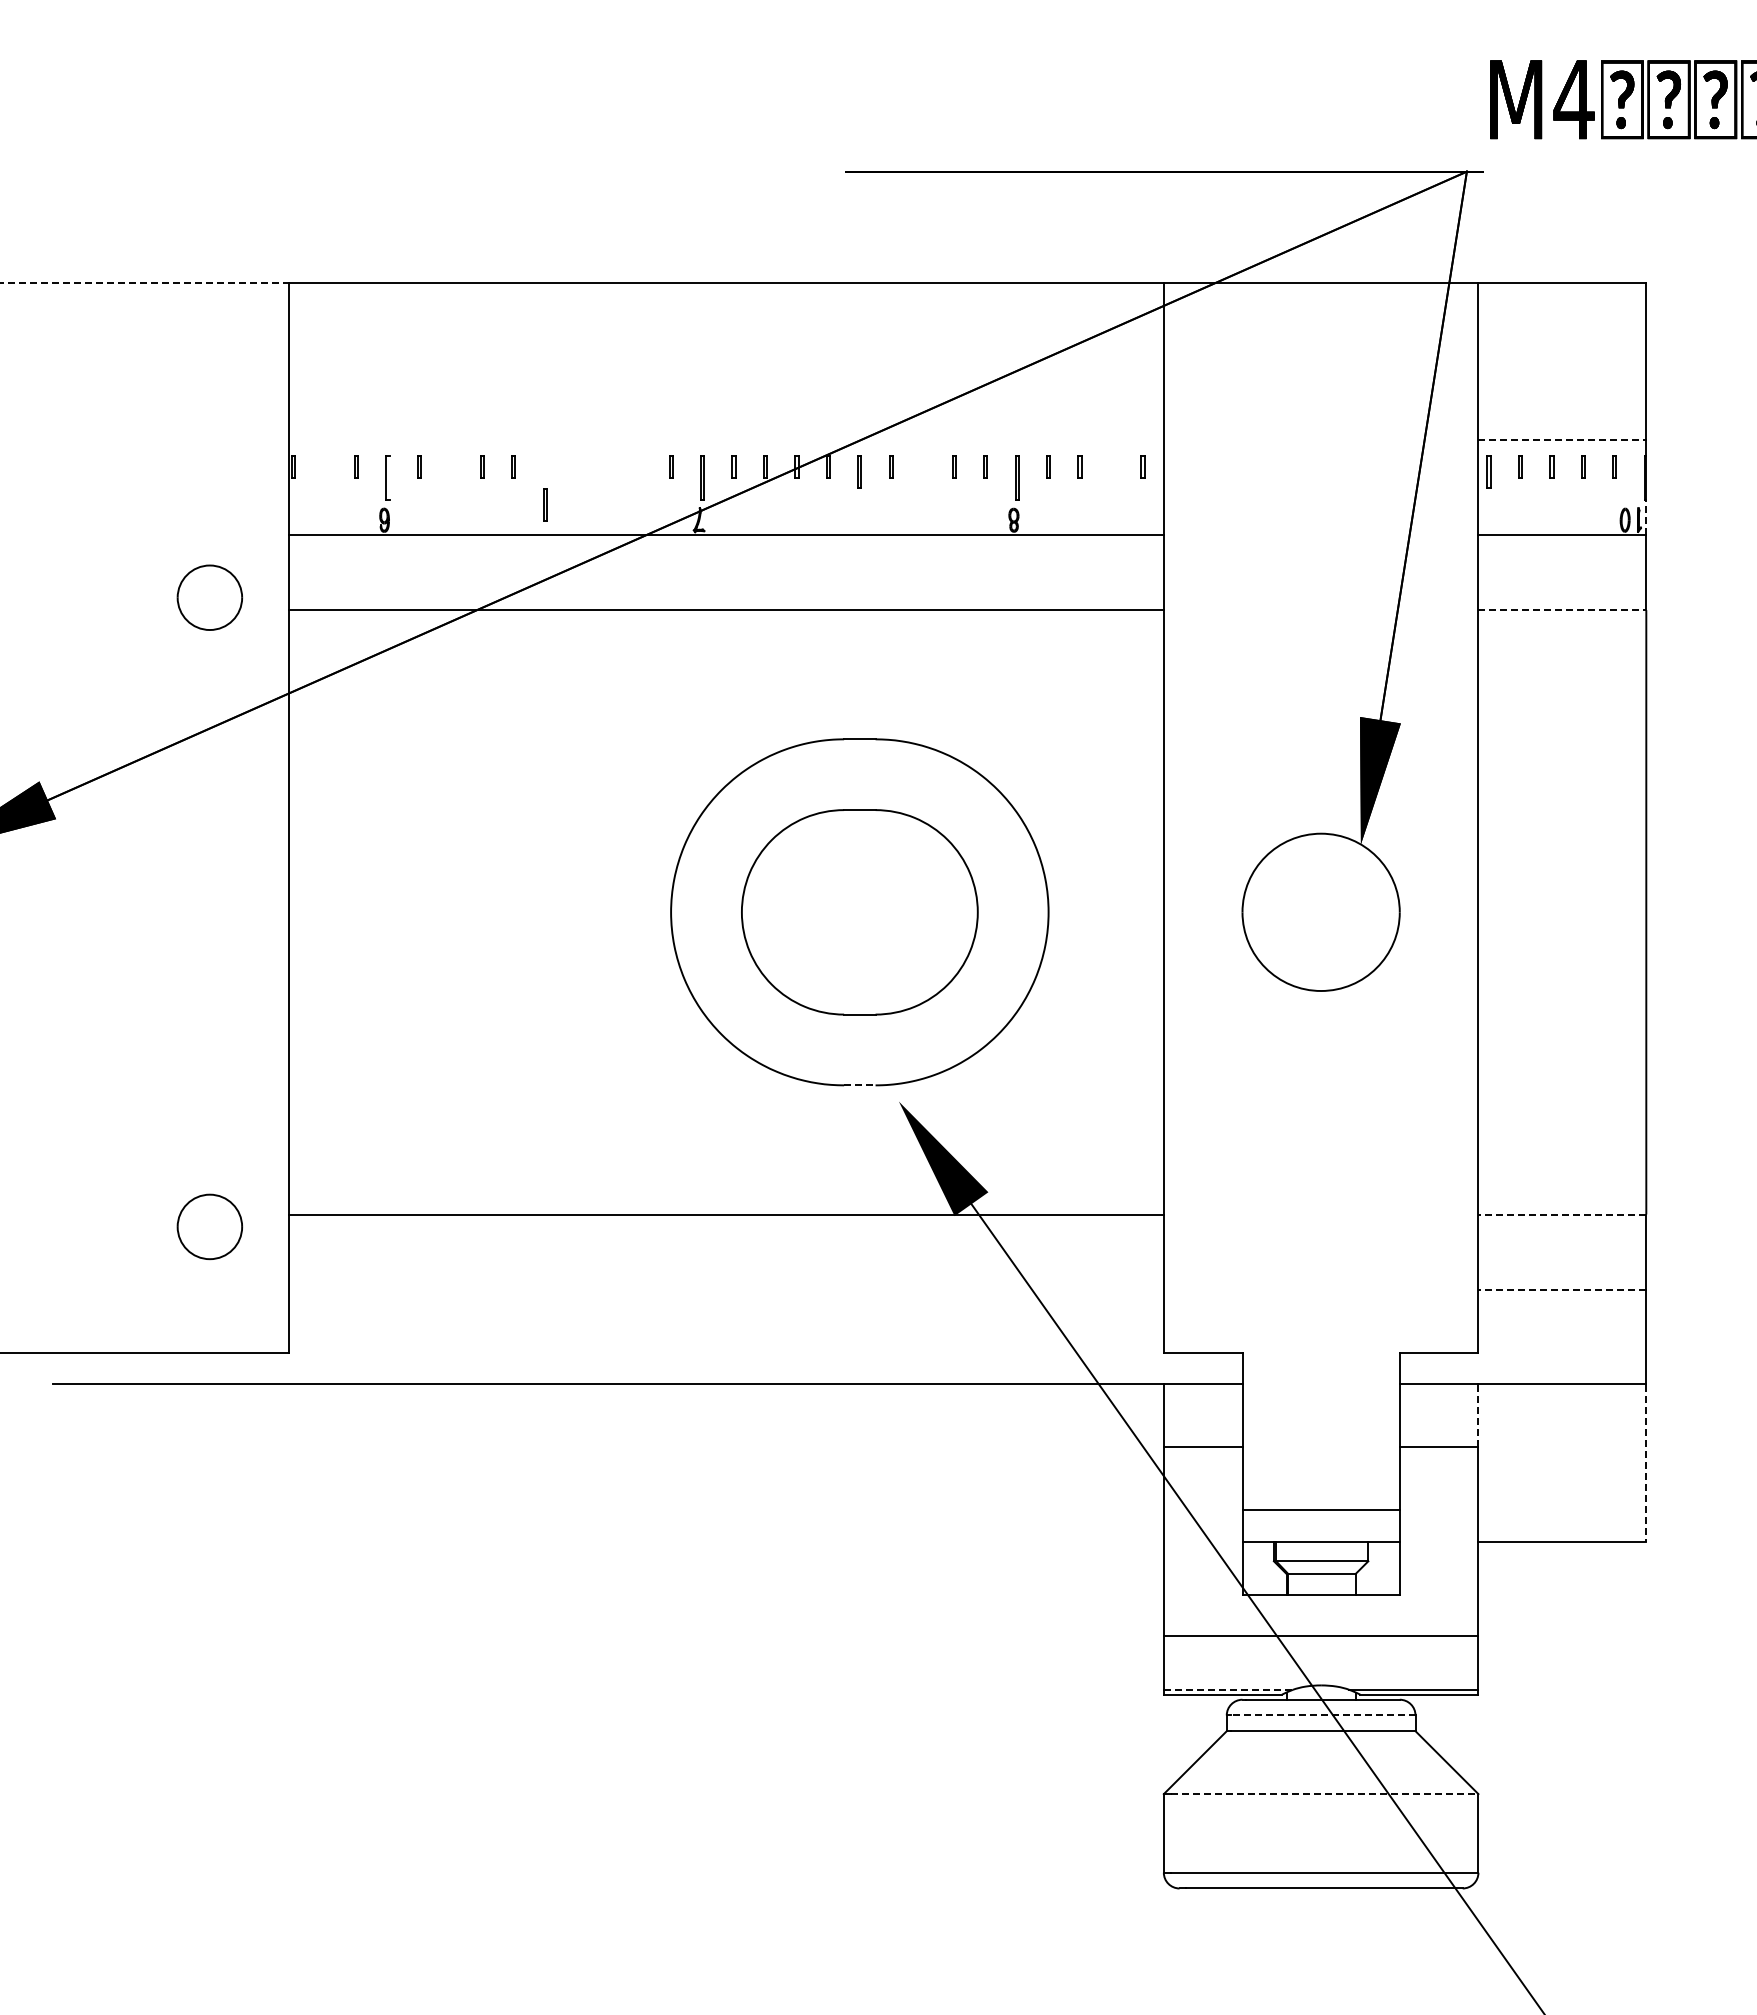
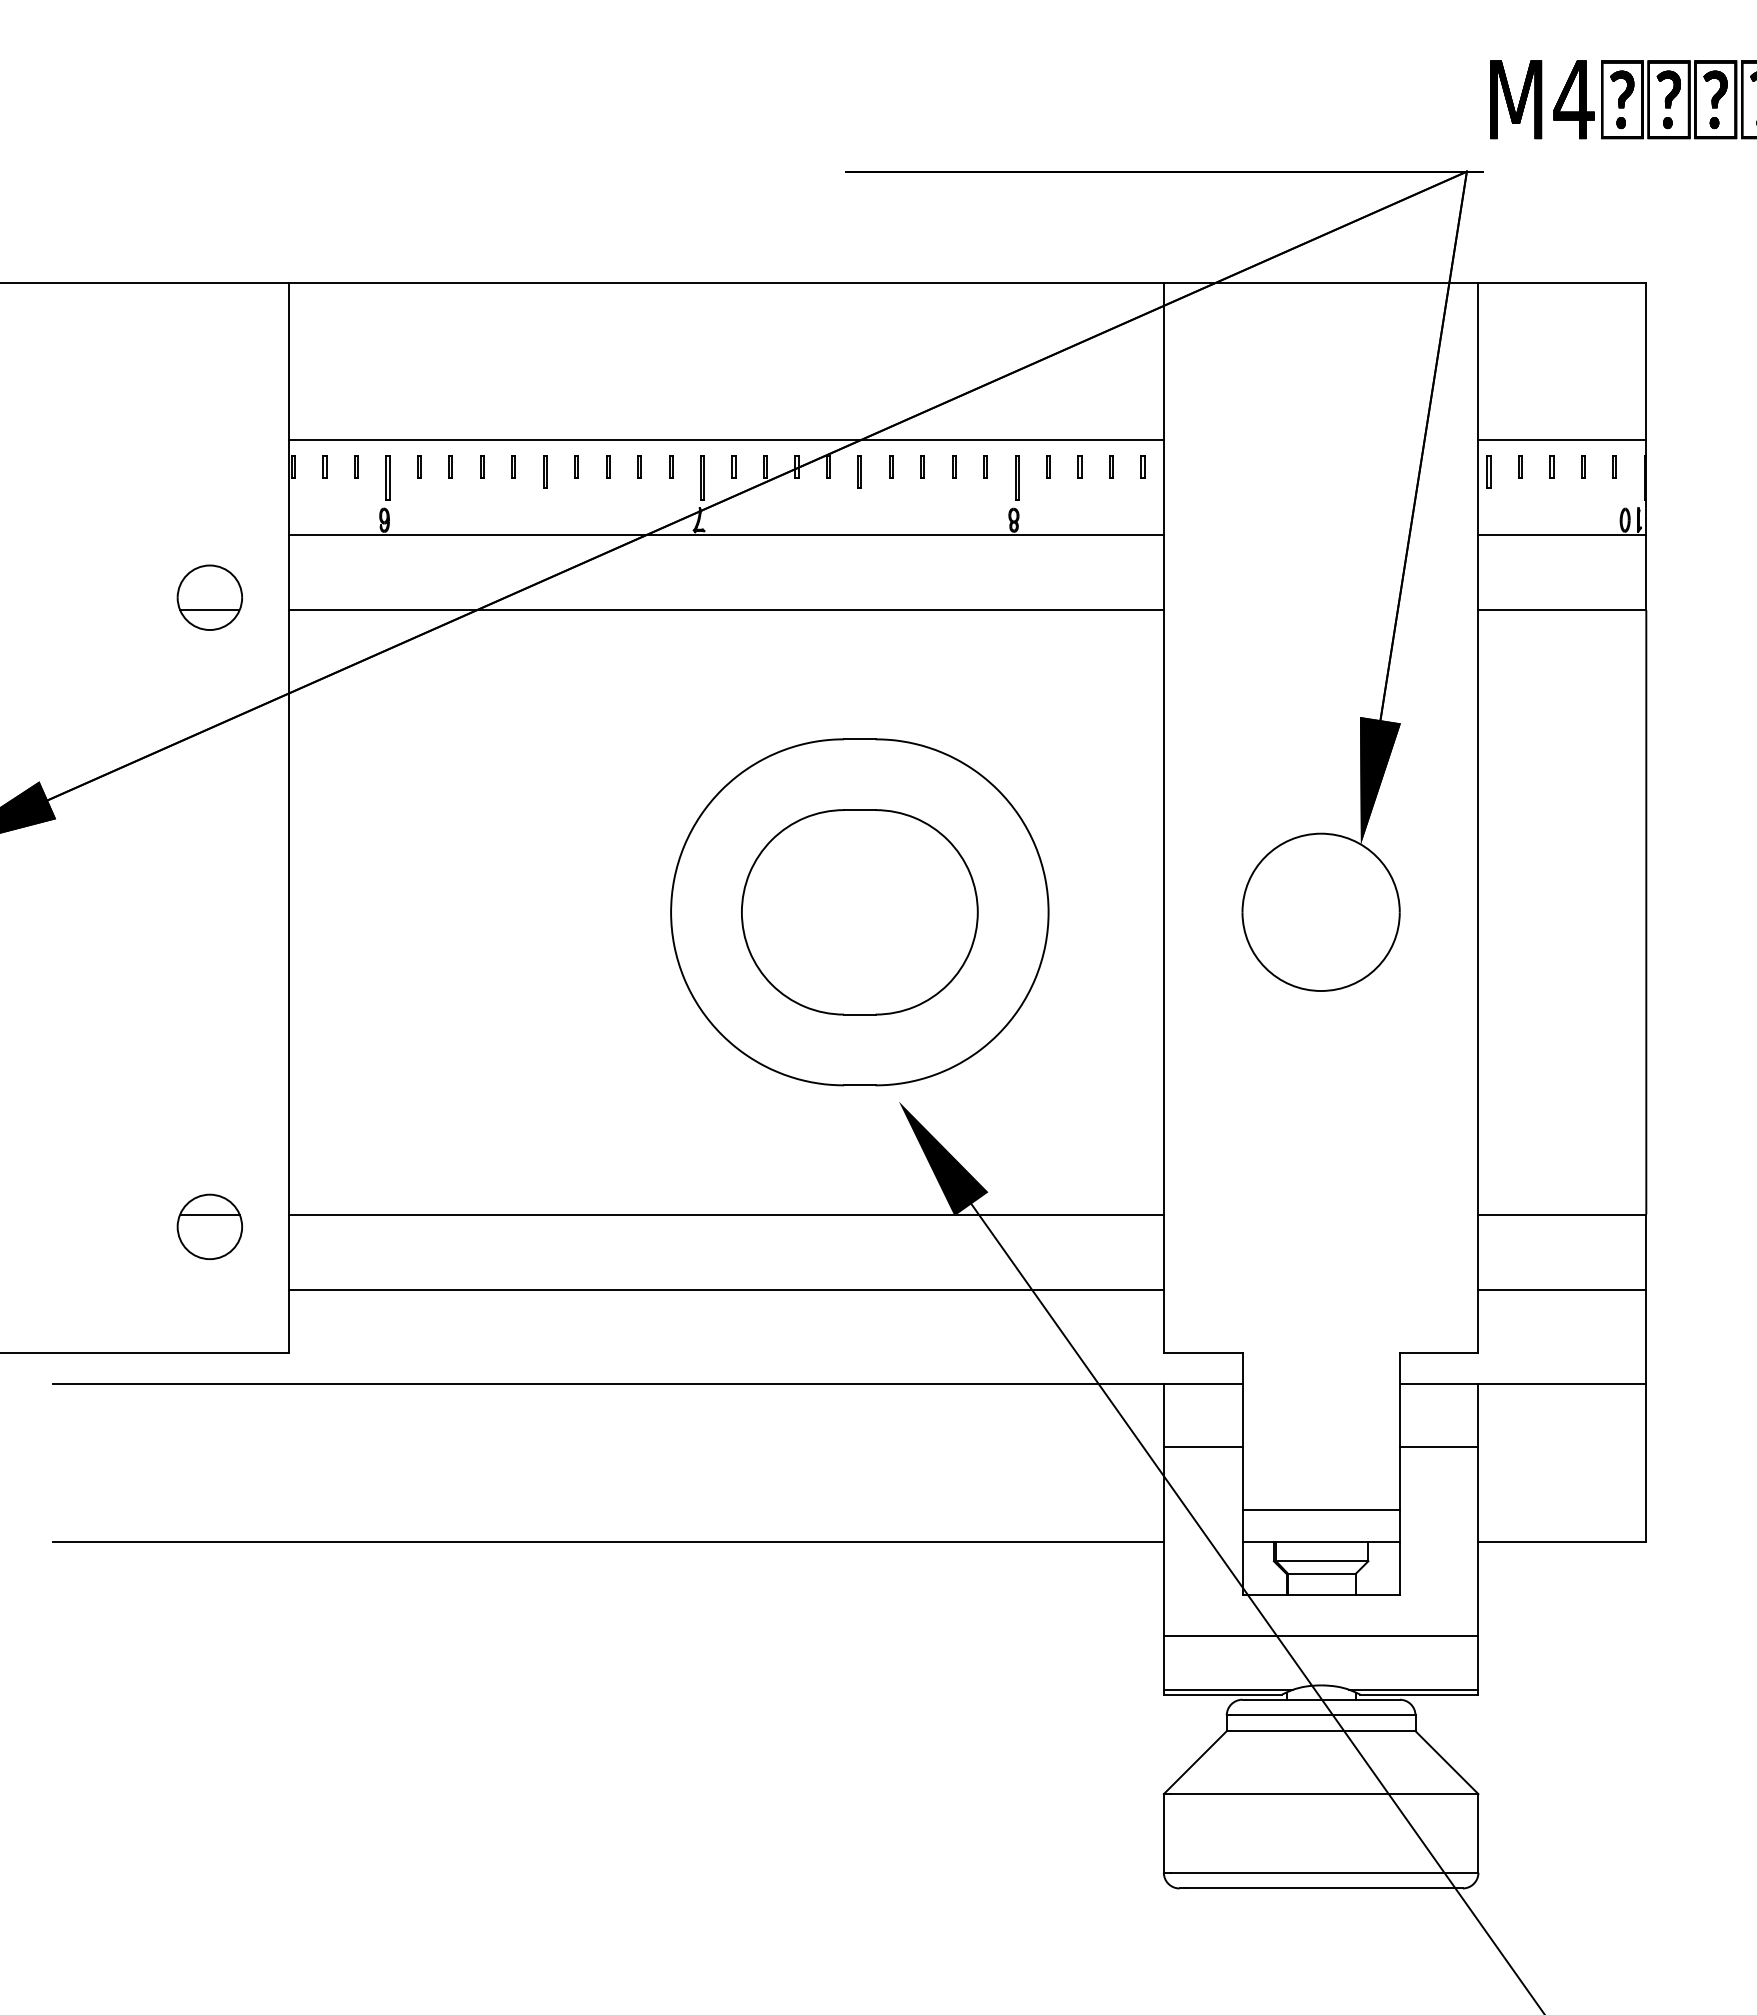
line: dashed -> solid (144, 283)
line: none -> present (725, 440)
line: dashed -> solid (1562, 440)
part: none -> present (324, 466)
line: none -> present (449, 466)
line: none -> present (575, 466)
line: none -> present (607, 466)
line: none -> present (638, 466)
line: none -> present (921, 466)
line: none -> present (1110, 466)
line: none -> present (389, 478)
line position: (544, 504) -> (544, 471) (544, 471)
line: dashed -> solid (1646, 517)
line: none -> present (209, 610)
line: dashed -> solid (1562, 610)
line: dashed -> solid (859, 1085)
line: none -> present (209, 1214)
line: dashed -> solid (1562, 1214)
line: none -> present (725, 1289)
line: dashed -> solid (1562, 1289)
line: dashed -> solid (1478, 1415)
line: dashed -> solid (1646, 1463)
line: none -> present (607, 1541)
line: dashed -> solid (1228, 1689)
line: dashed -> solid (1322, 1715)
line: dashed -> solid (1324, 1794)
